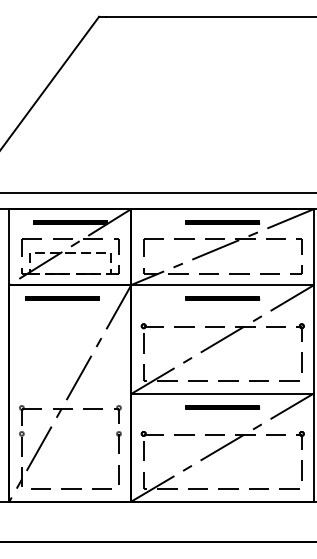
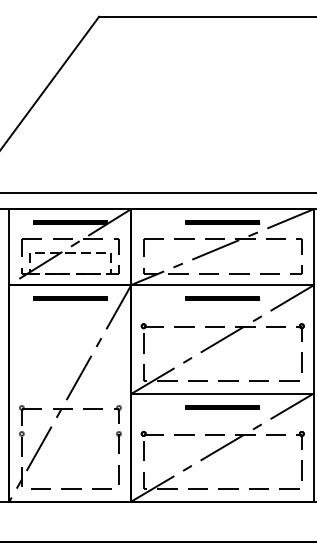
line position: (62, 298) -> (70, 298) (70, 298)
